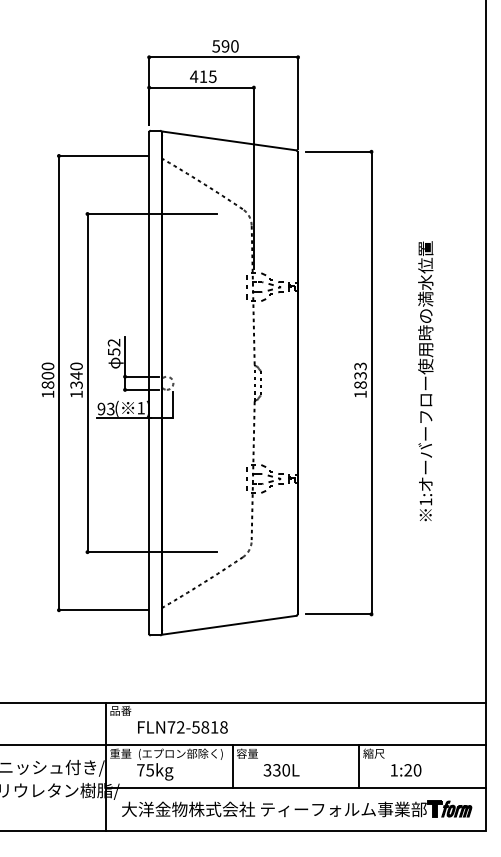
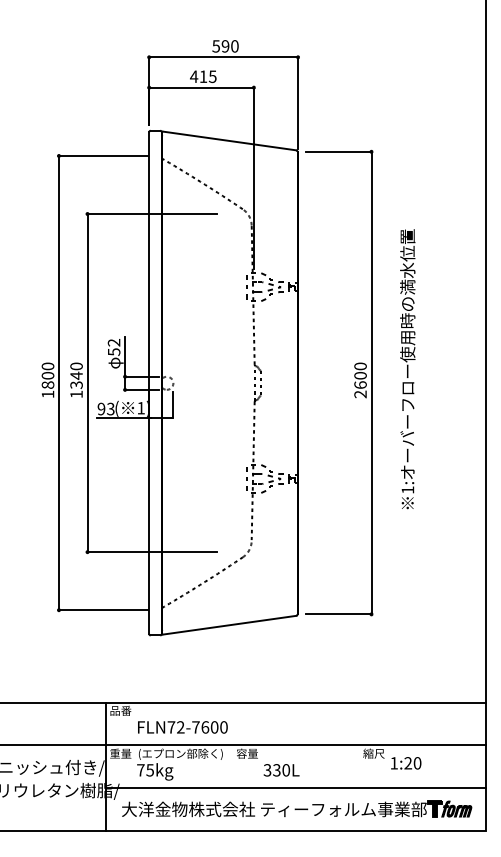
text: 1833 -> 2600 (360, 380)
text position: (425, 381) -> (407, 369) (407, 369)
text: FLN72-5818 -> FLN72-7600 (209, 727)
line: present -> none (232, 766)
line: present -> none (359, 766)
text position: (406, 770) -> (406, 763) (406, 763)
